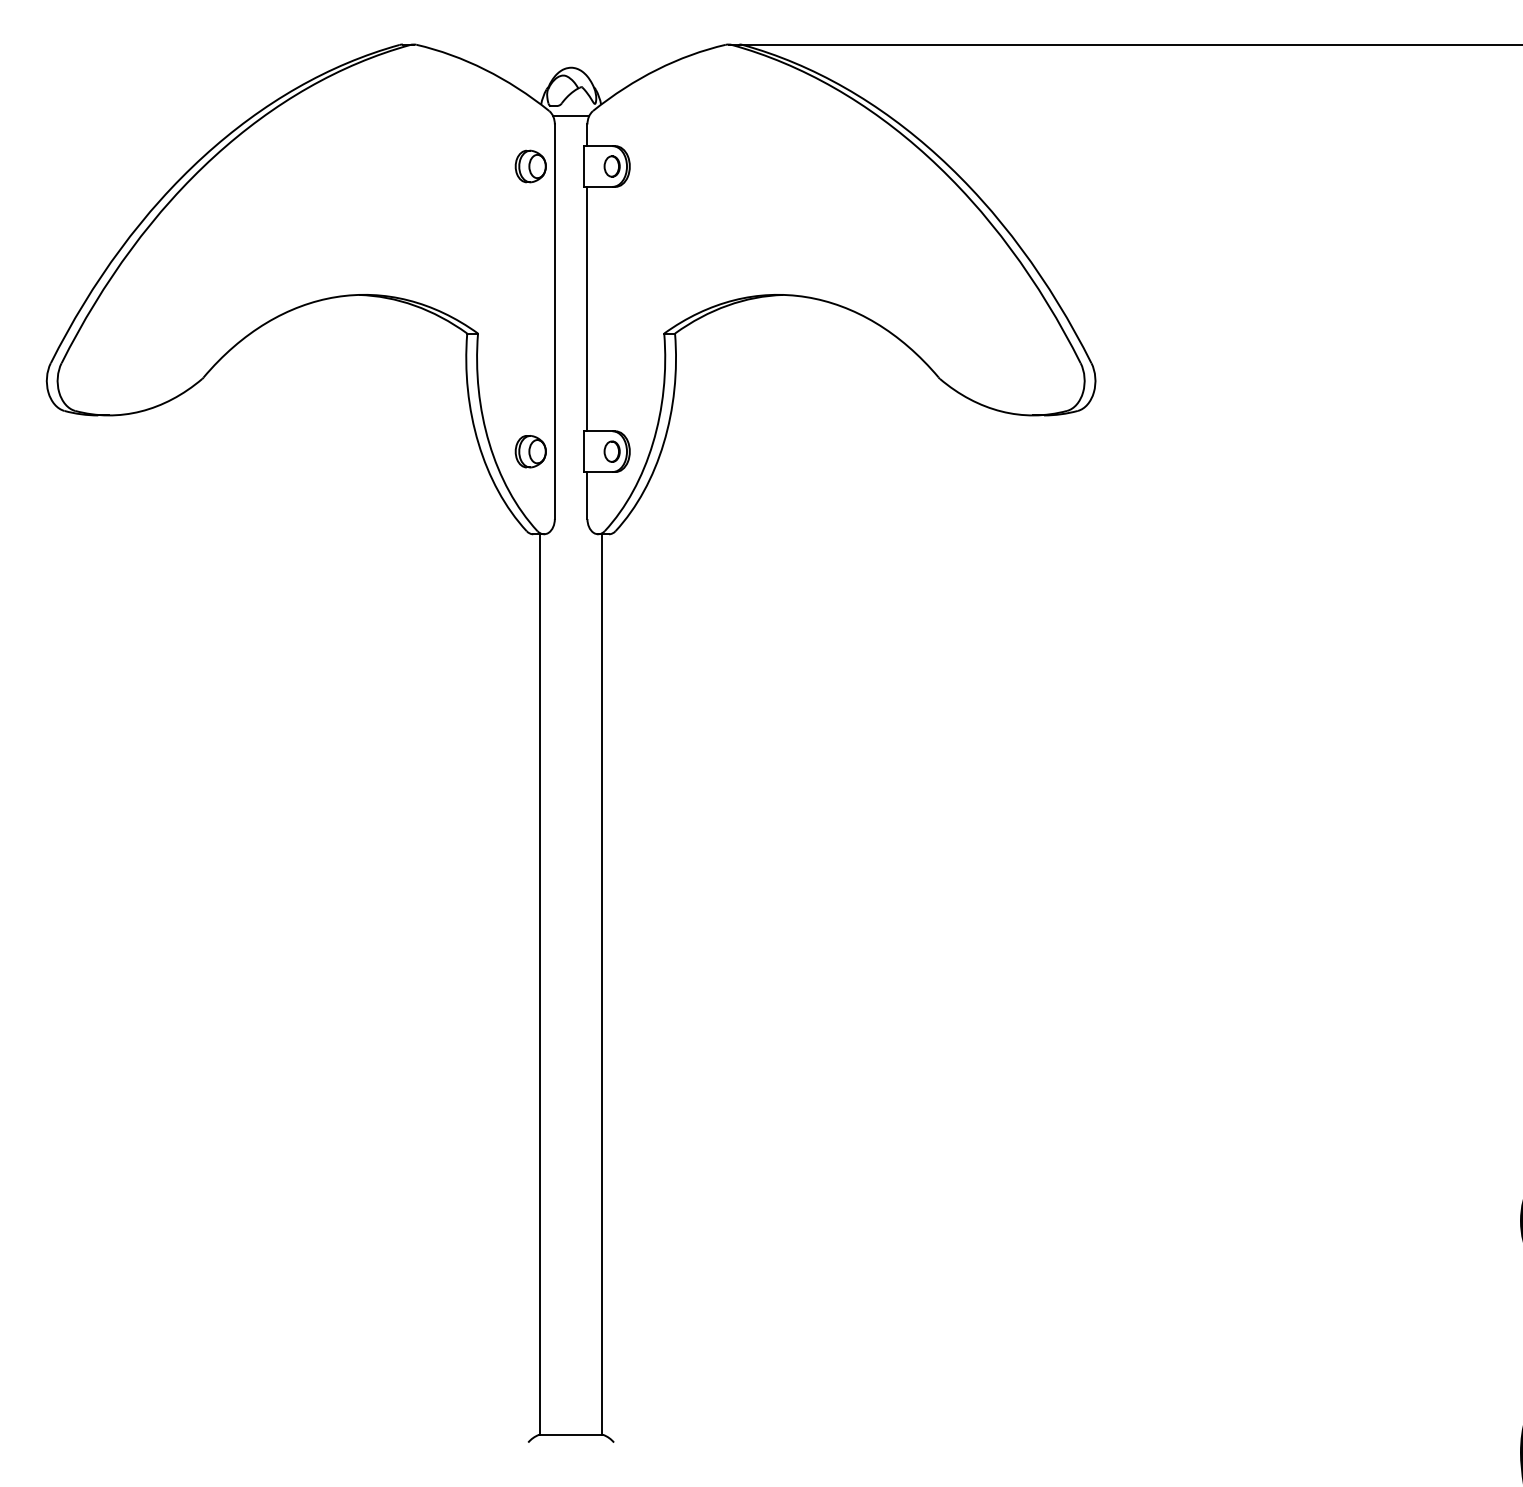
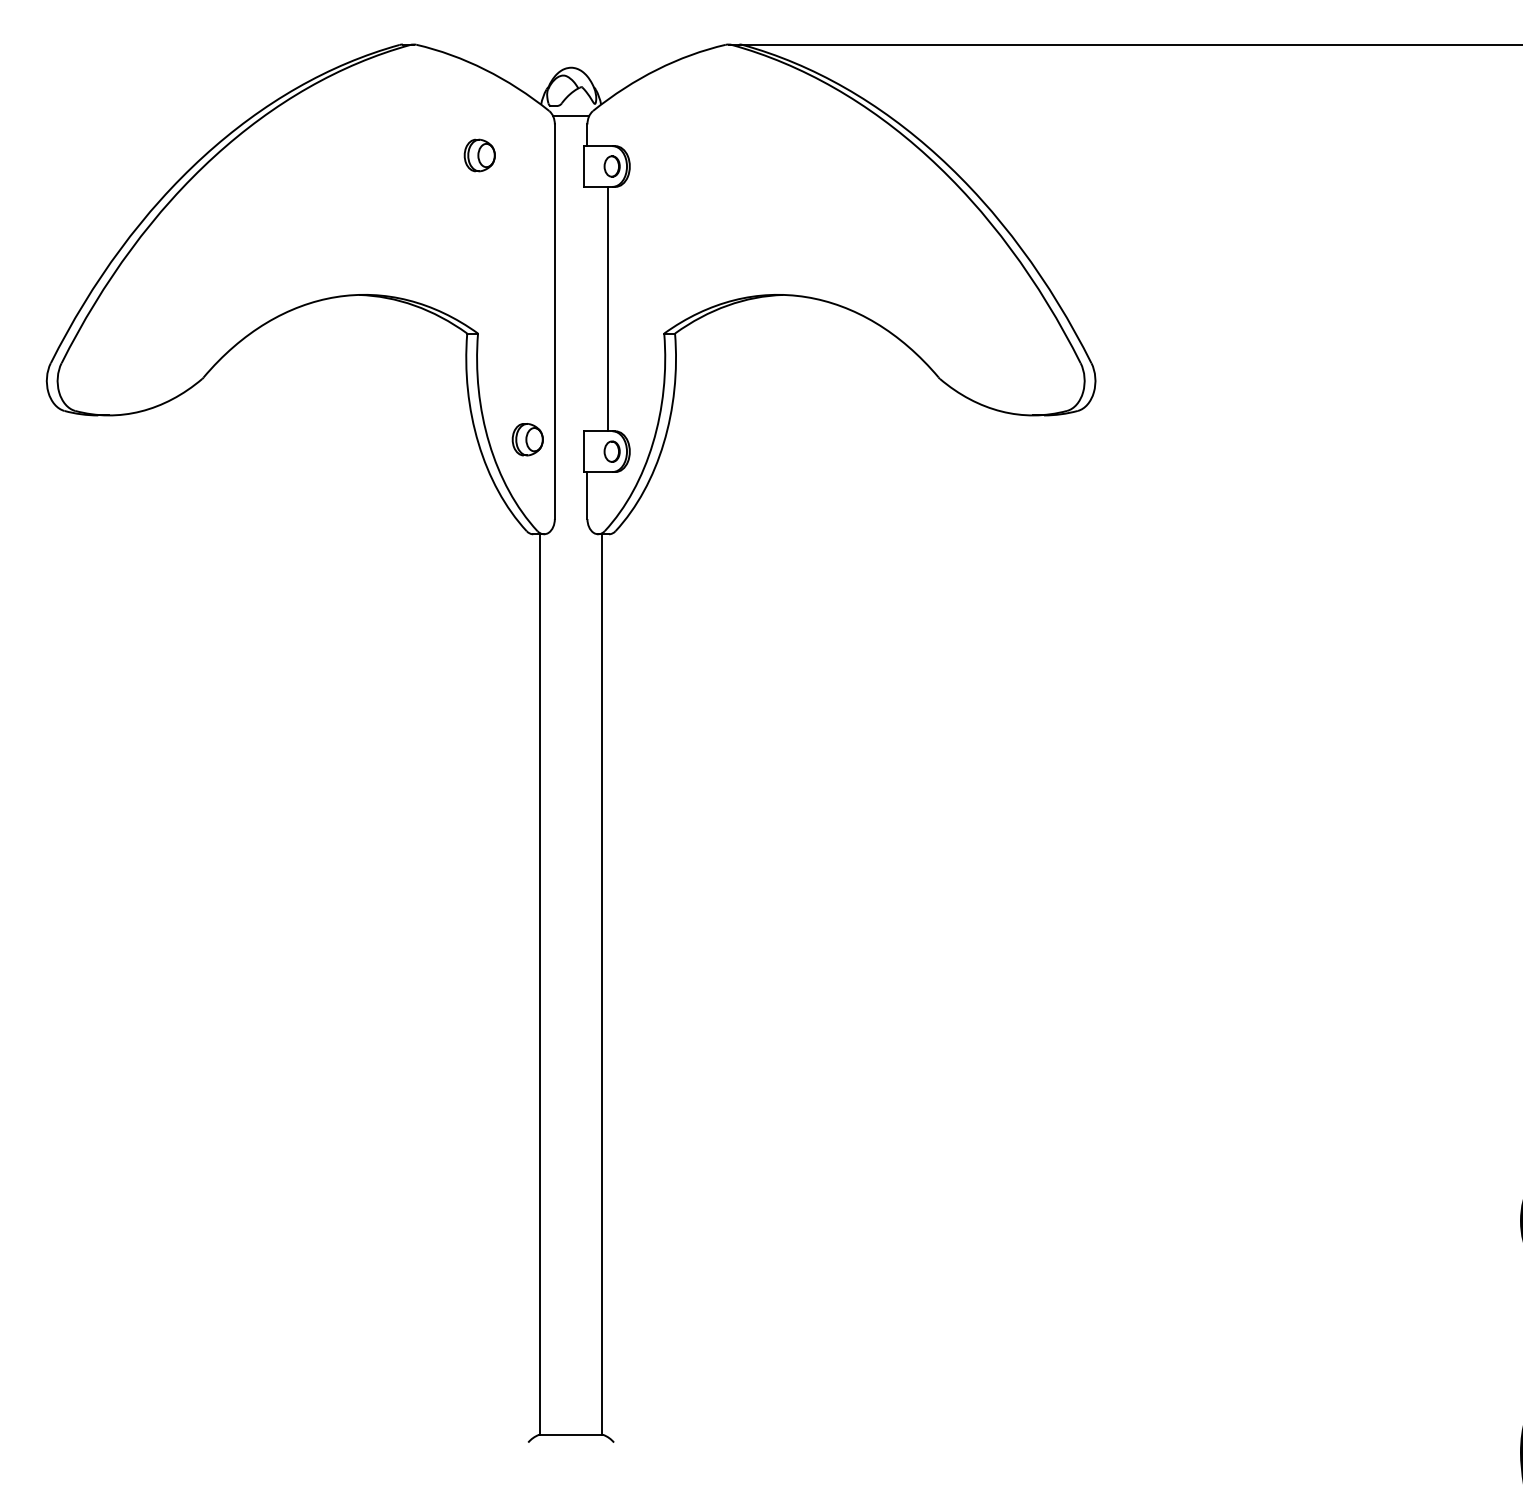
part position: (530, 166) -> (479, 155) (479, 155)
line position: (587, 308) -> (608, 308) (608, 308)
part position: (530, 451) -> (527, 439) (527, 439)
